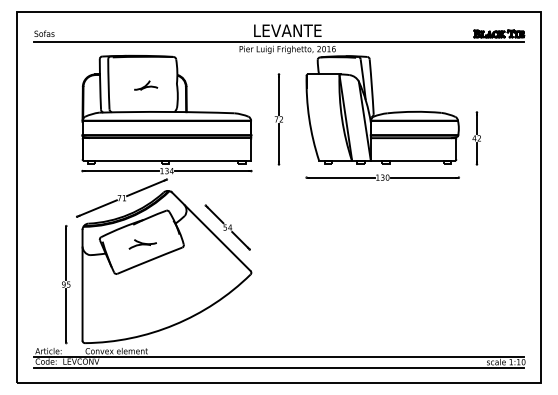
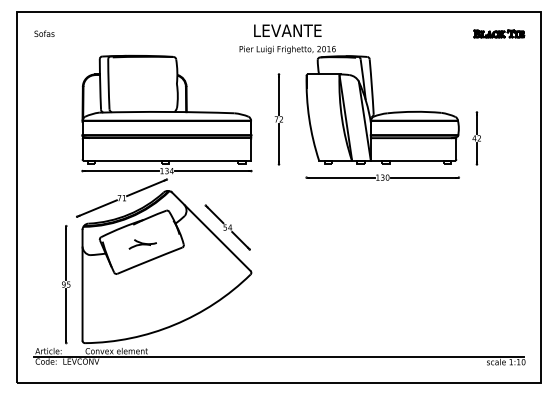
line: present -> none (278, 41)
part: present -> none (146, 85)
line: present -> none (278, 367)
